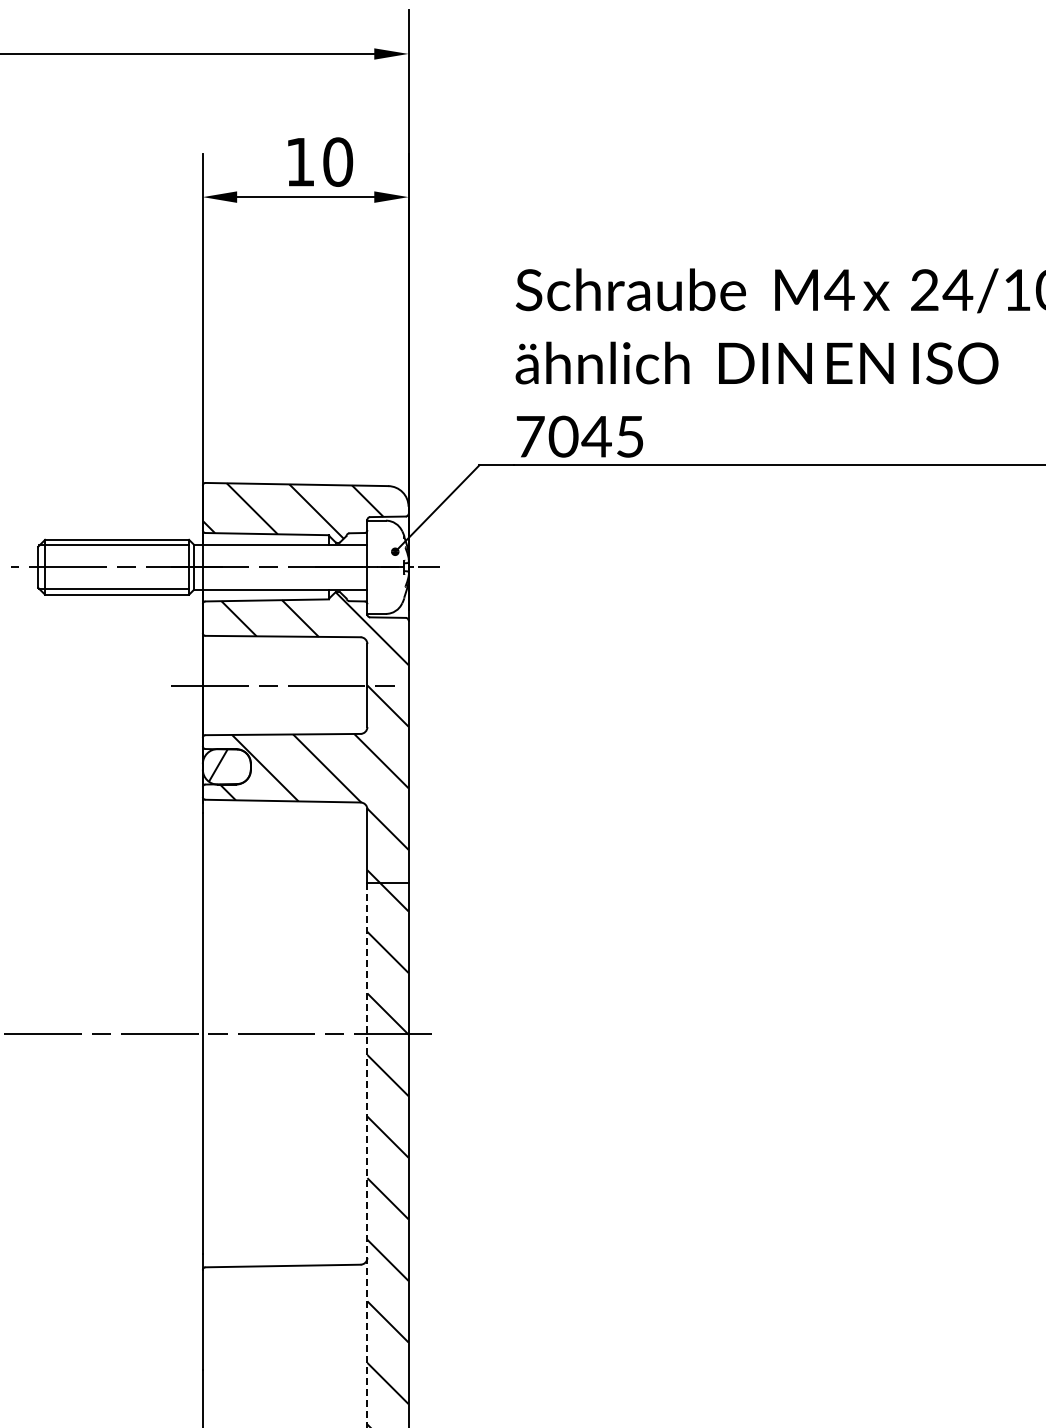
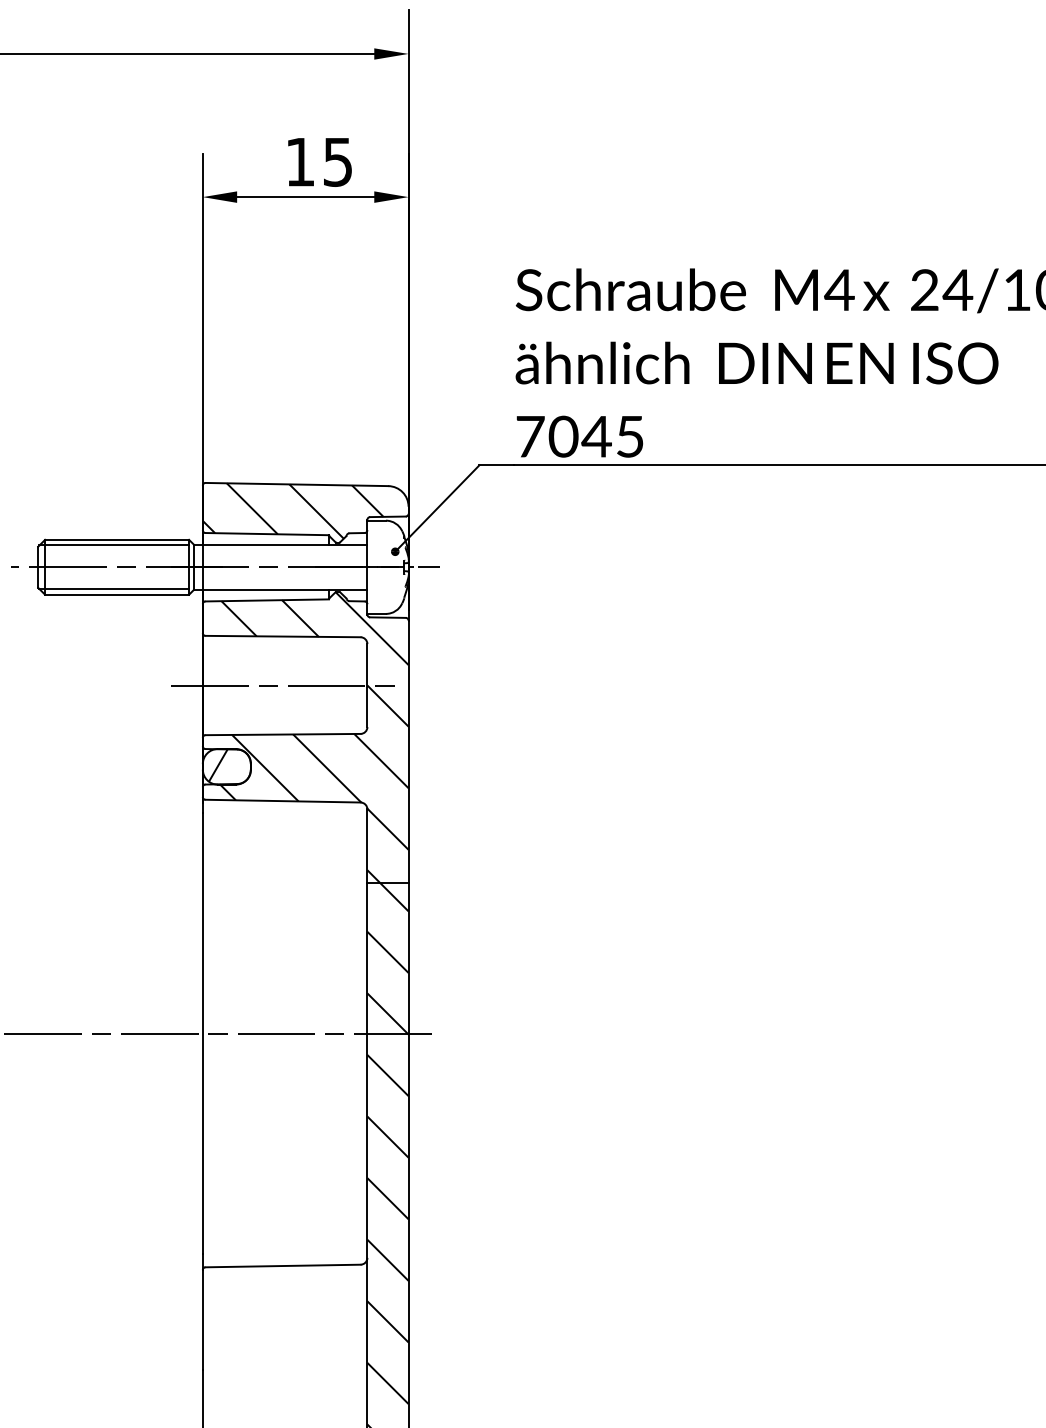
text: 10 -> 15 (338, 161)
line: dashed -> solid (367, 1156)
